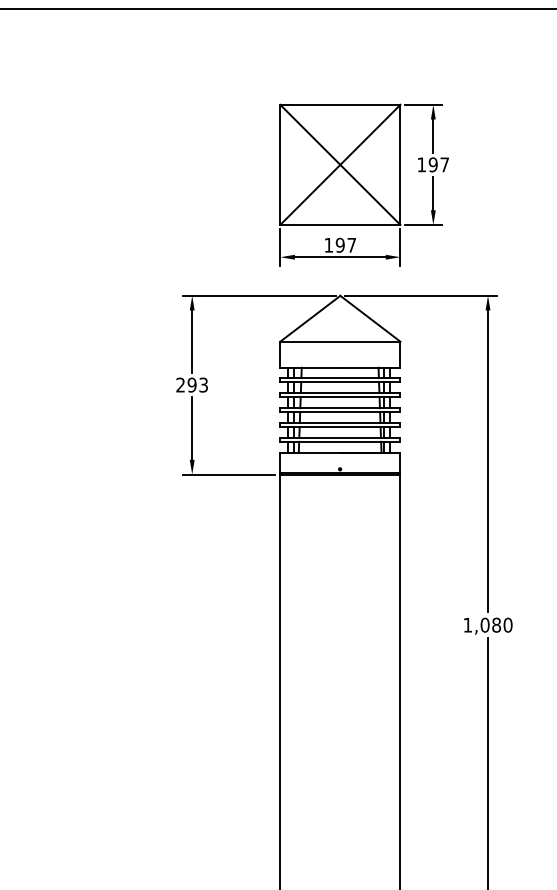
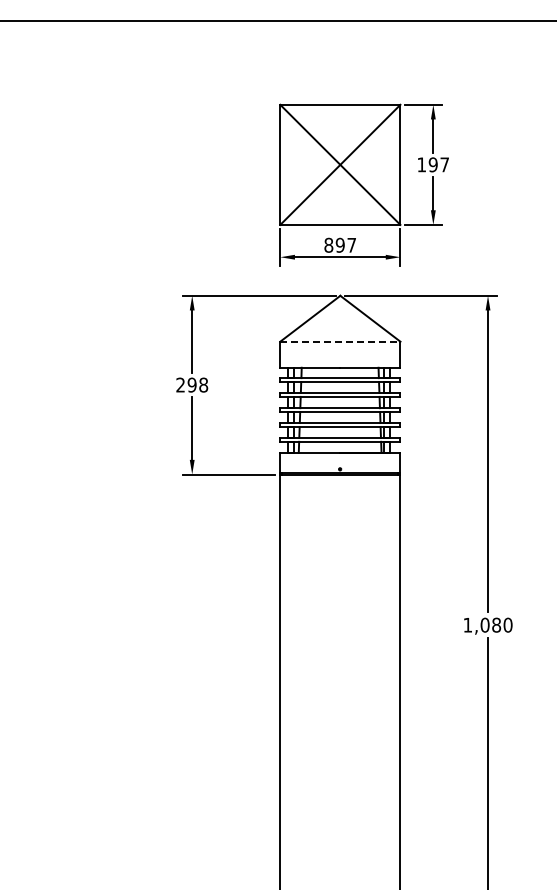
line position: (277, 8) -> (277, 20) (277, 20)
text: 197 -> 897 (328, 244)
line: solid -> dashed (340, 341)
text: 293 -> 298 (203, 384)
